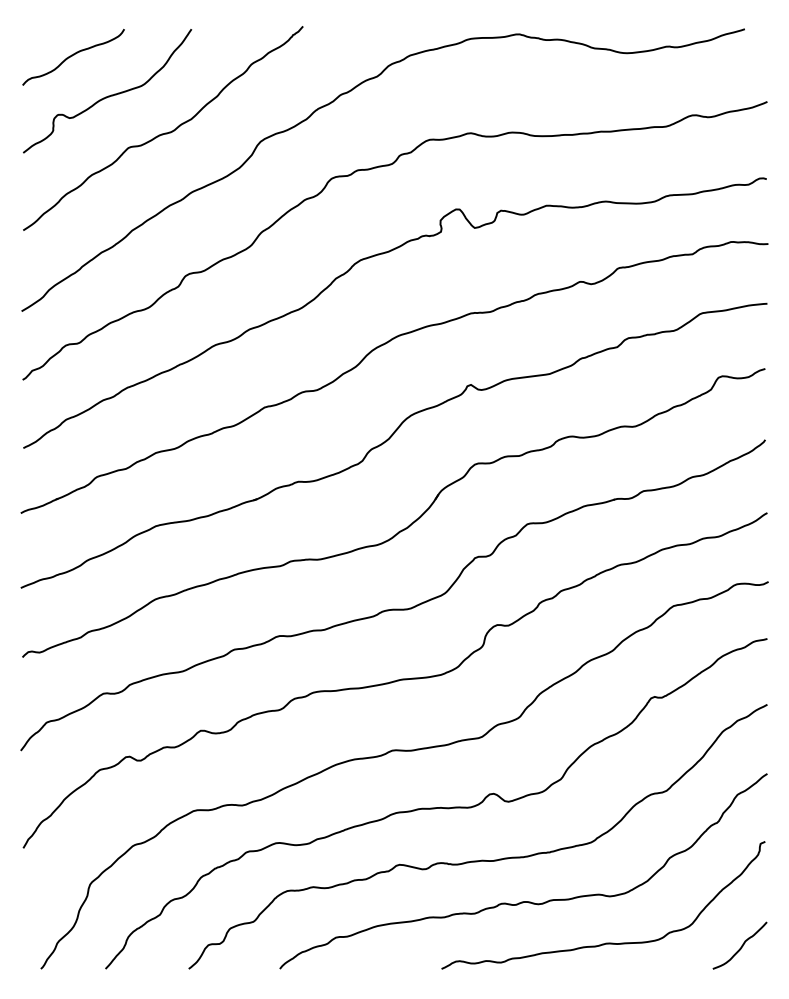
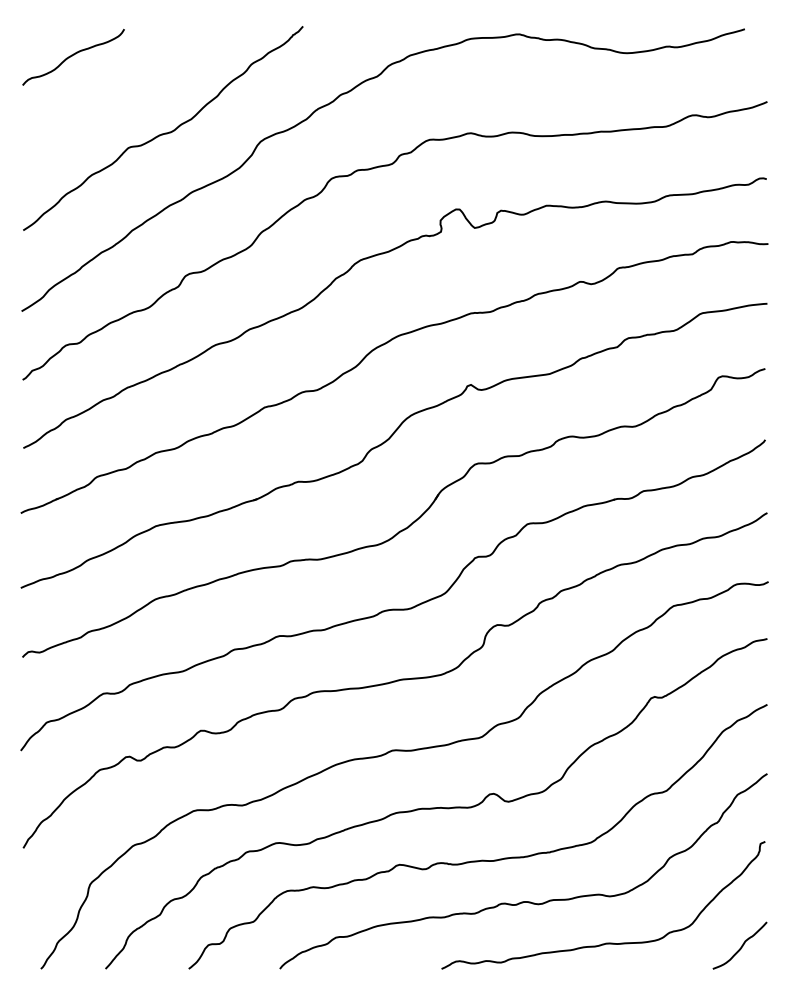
curve: present -> none (108, 95)
